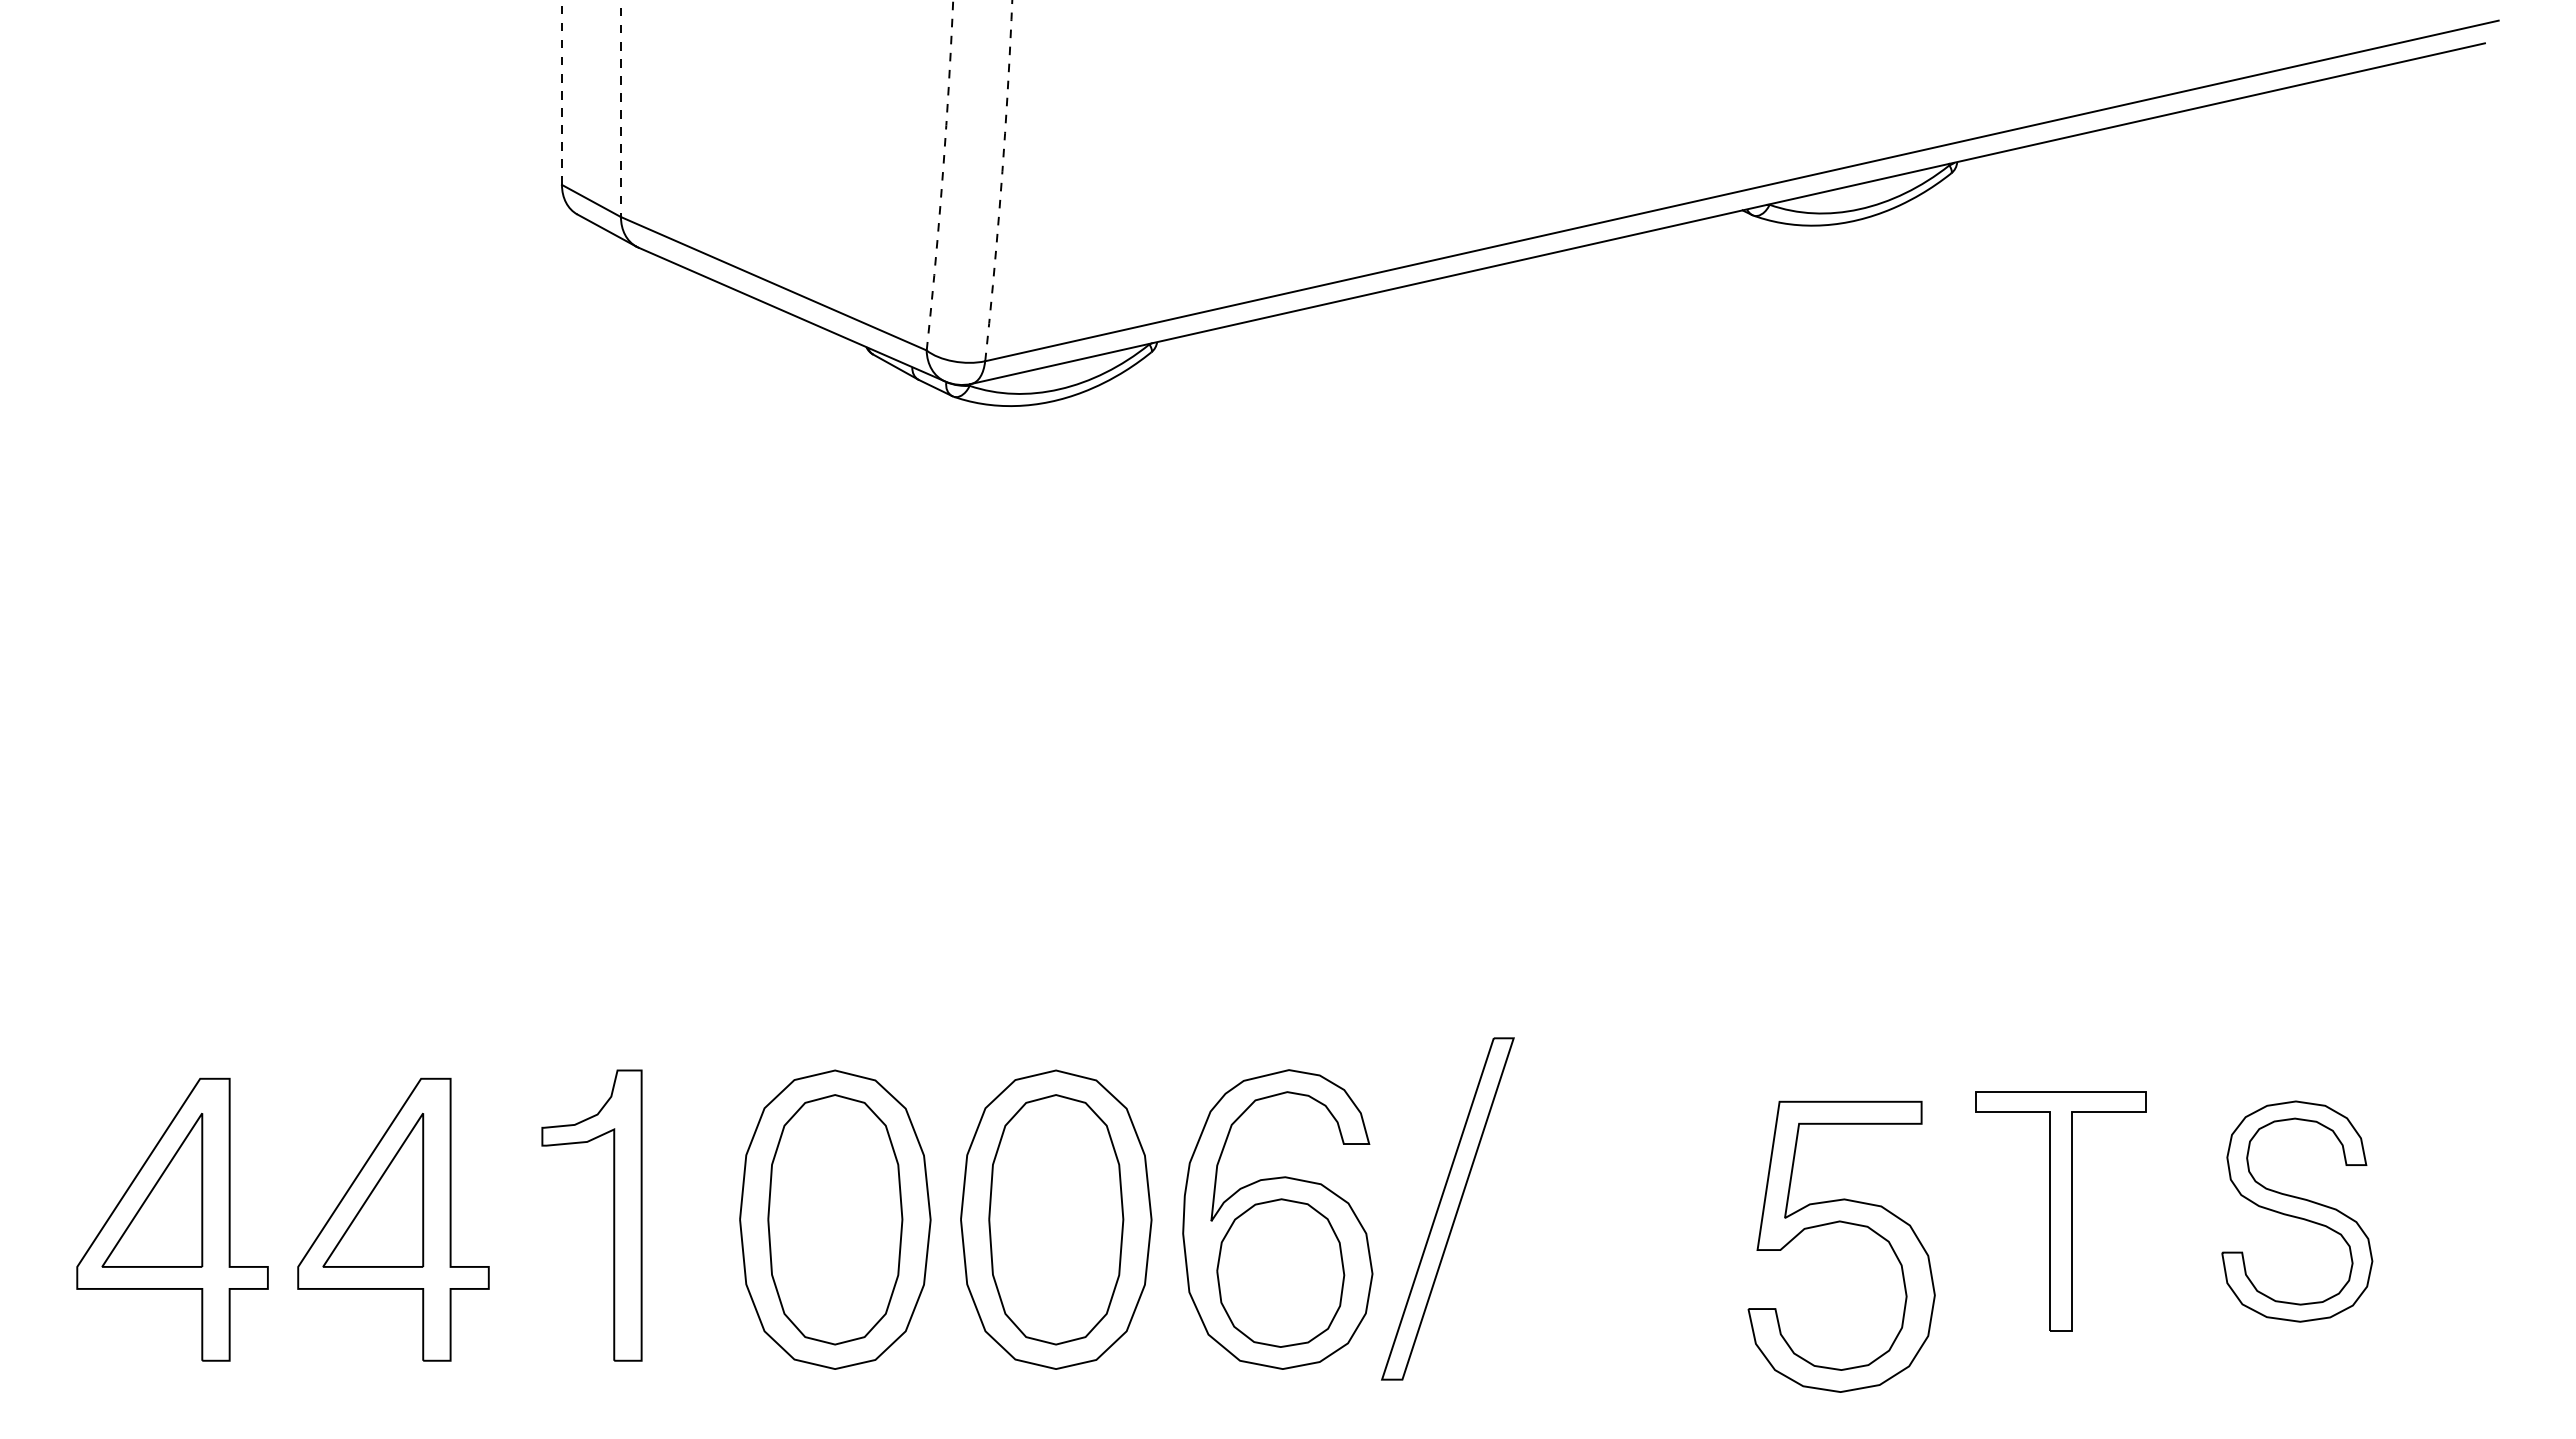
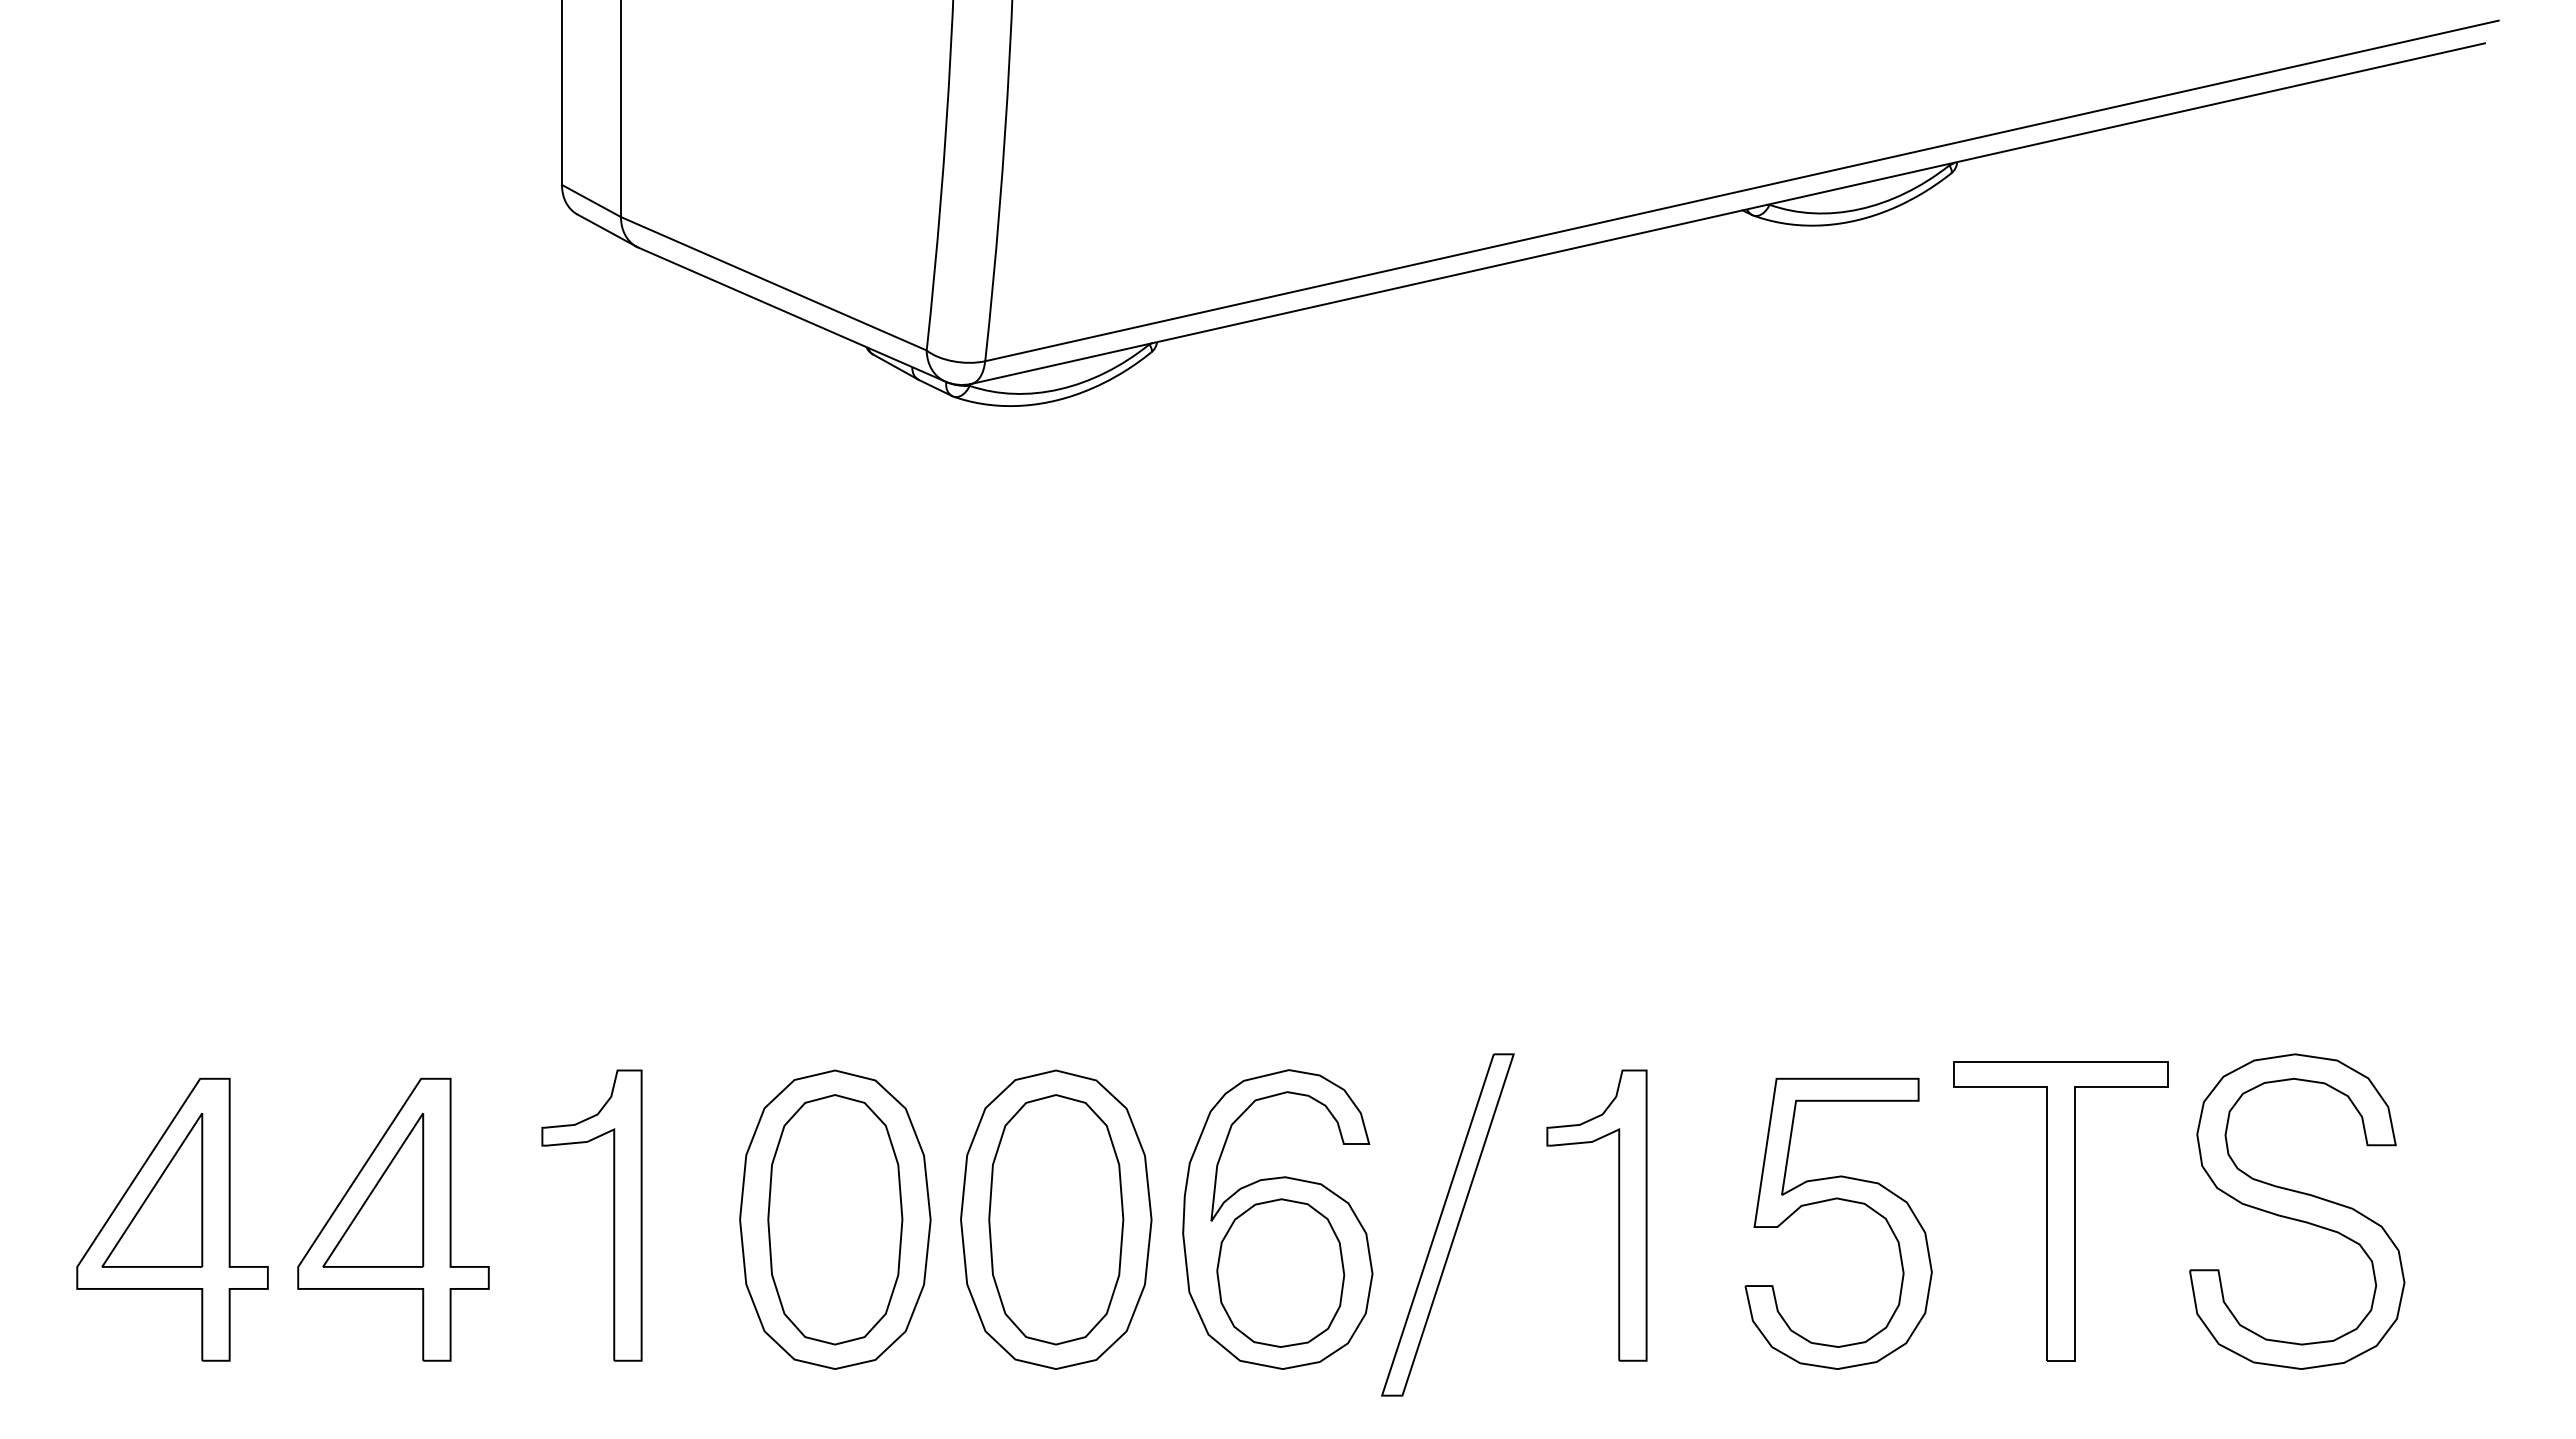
line: dashed -> solid (561, 92)
line: dashed -> solid (620, 109)
arc: dashed -> solid (942, 175)
arc: dashed -> solid (1001, 181)
part position: (1447, 1208) -> (1447, 1224) (1447, 1224)
part size: 172x241 px -> 216x301 px (2060, 1211)
part size: 153x223 px -> 217x317 px (2297, 1211)
part: none -> present (1618, 1215)
part position: (1844, 1223) -> (1841, 1200) (1841, 1200)
